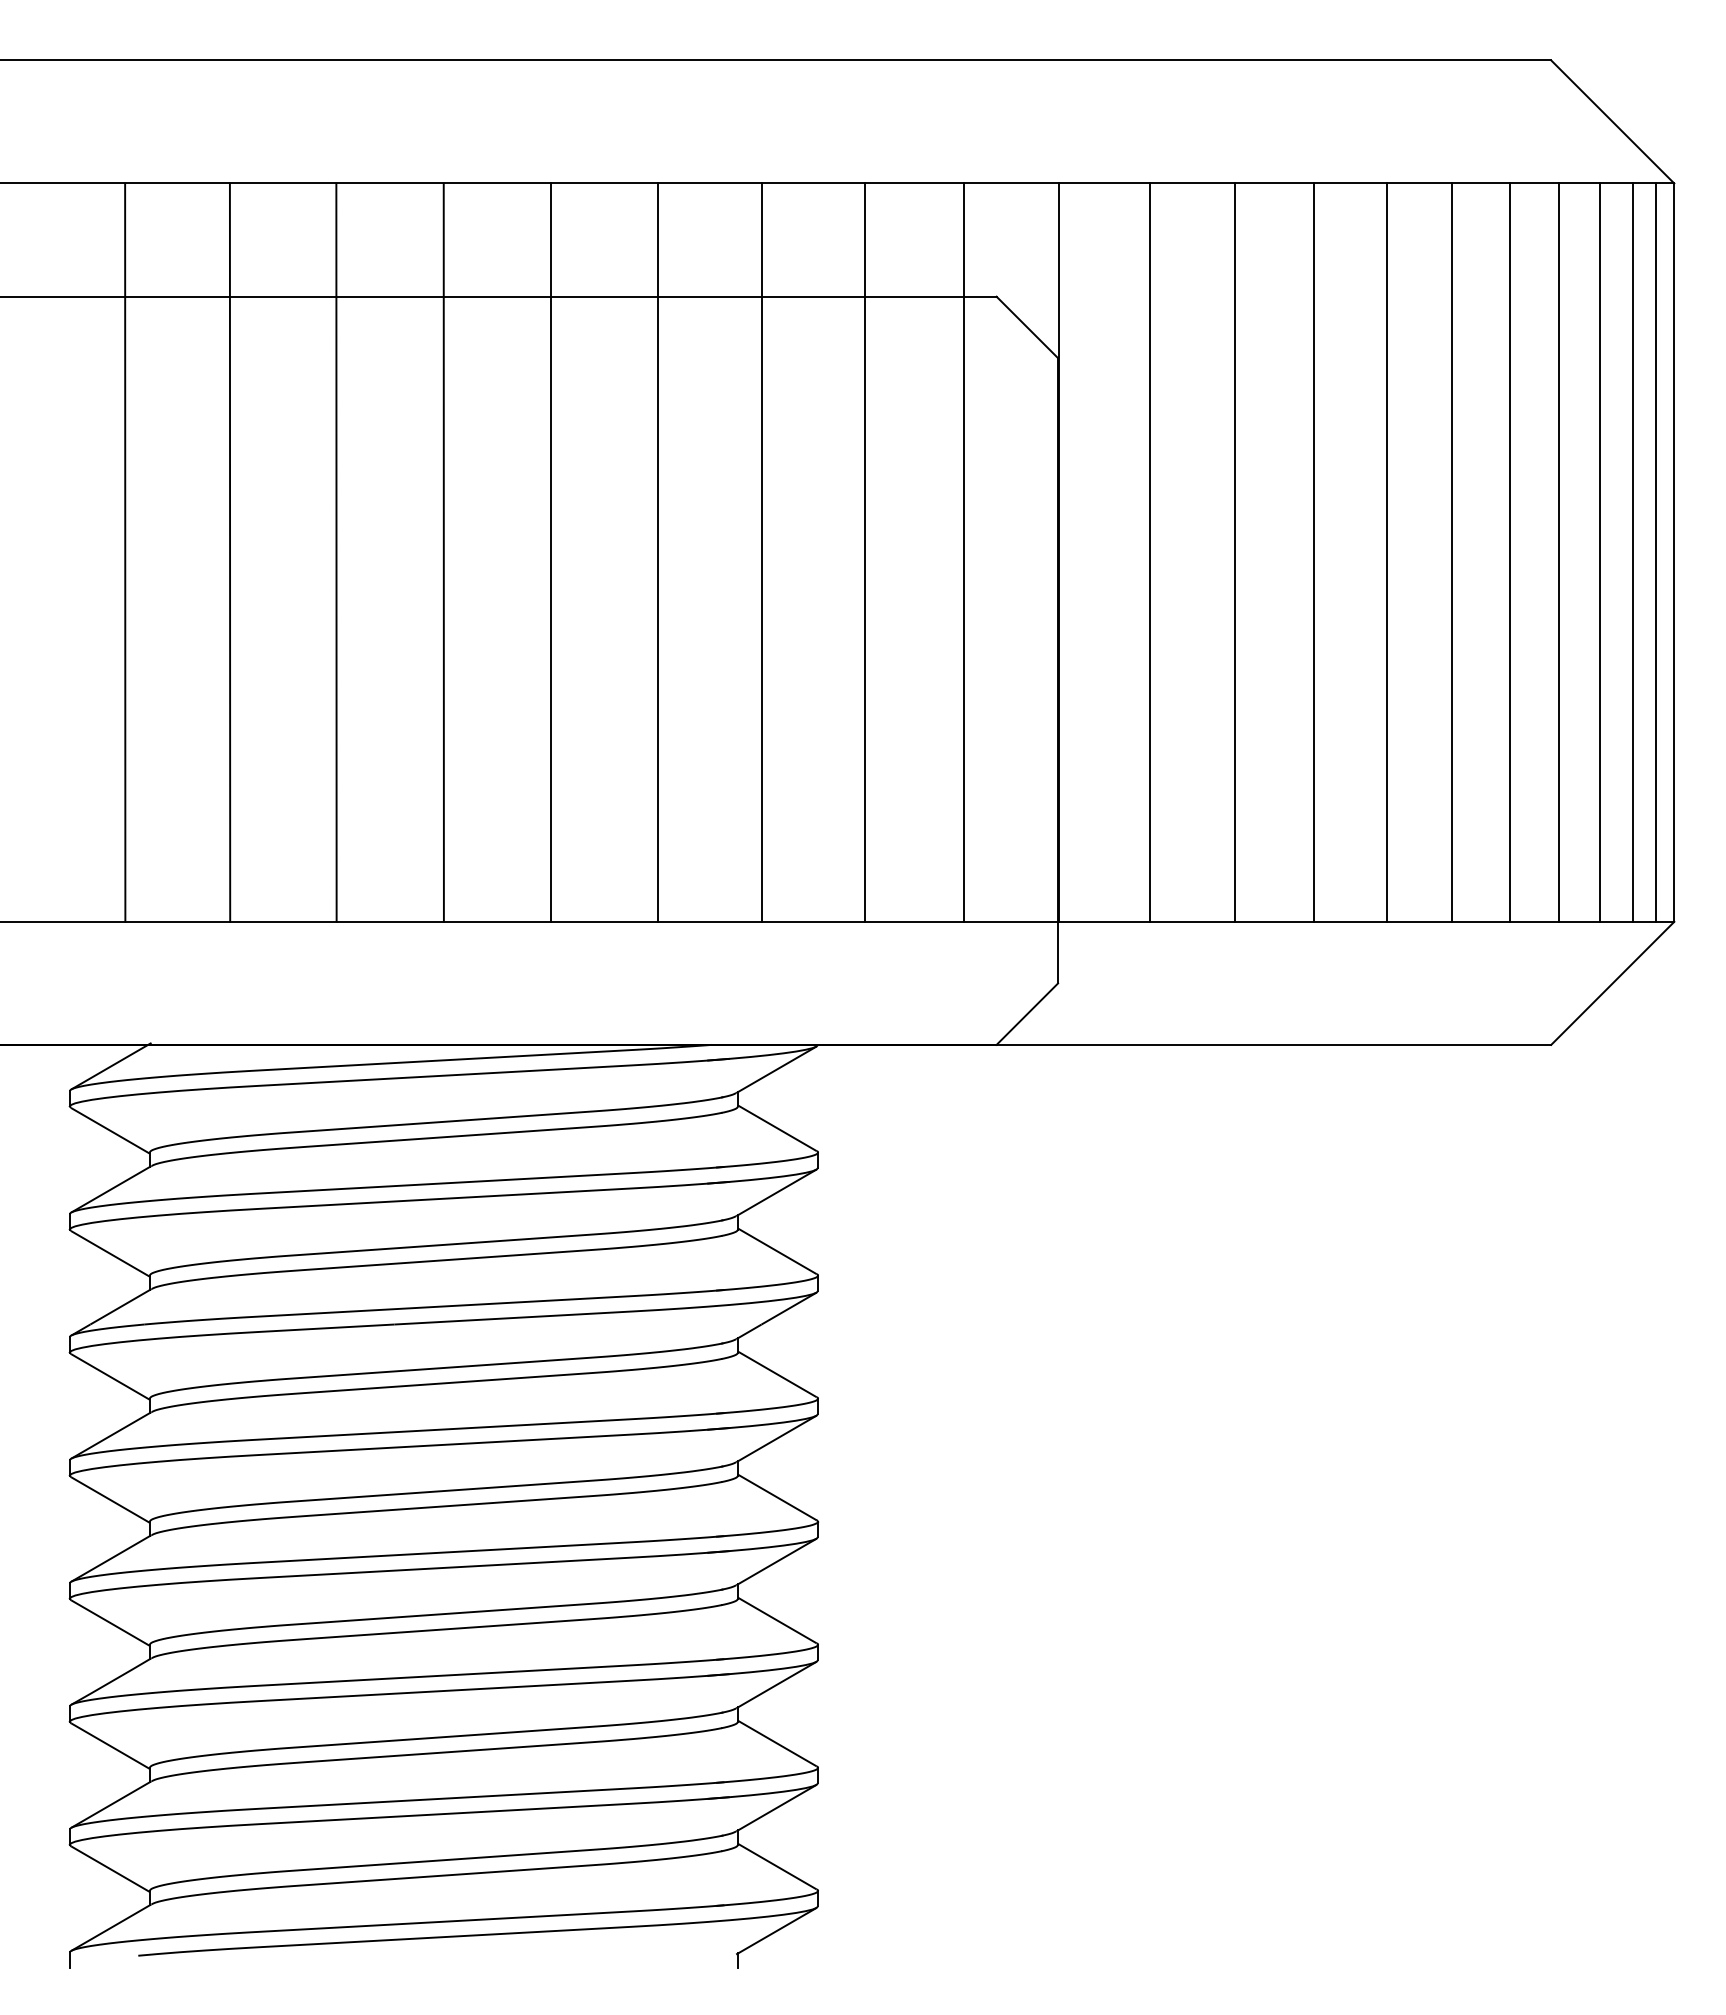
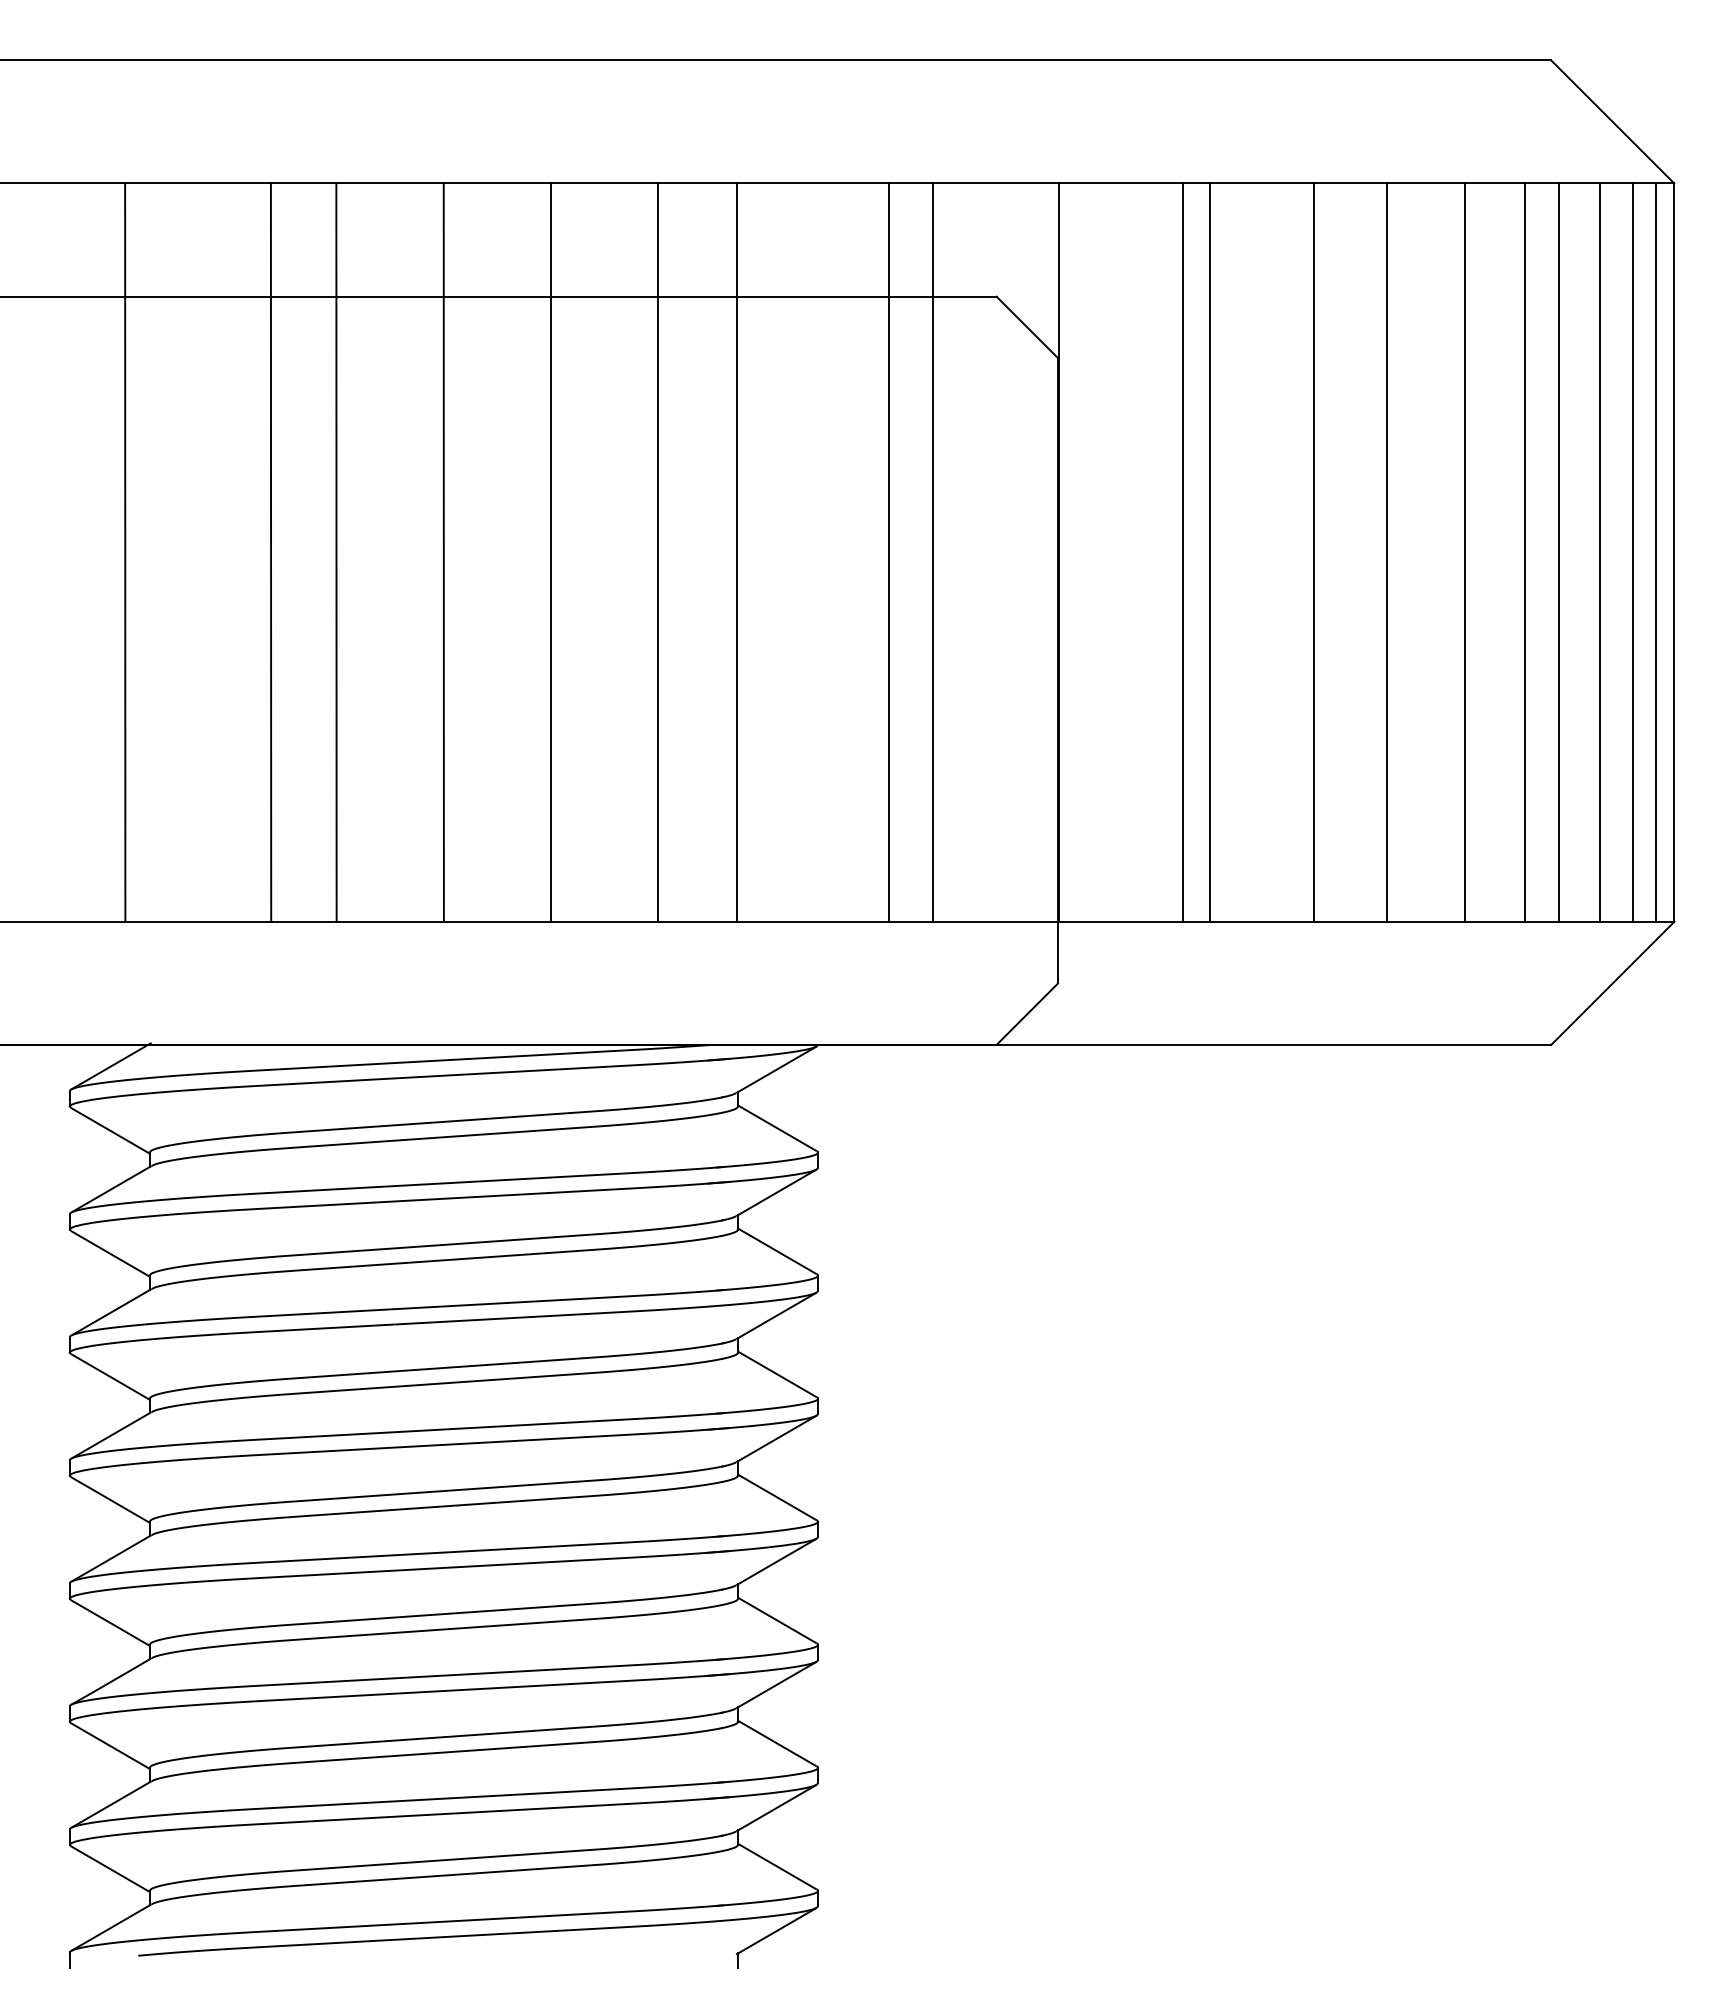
line position: (229, 552) -> (270, 552) (270, 552)
line position: (762, 552) -> (737, 552) (737, 552)
line position: (864, 552) -> (888, 552) (888, 552)
line position: (963, 552) -> (932, 552) (932, 552)
line position: (1149, 552) -> (1182, 552) (1182, 552)
line position: (1234, 552) -> (1209, 552) (1209, 552)
line position: (1451, 552) -> (1464, 552) (1464, 552)
line position: (1509, 552) -> (1524, 552) (1524, 552)
